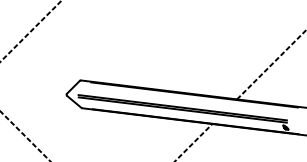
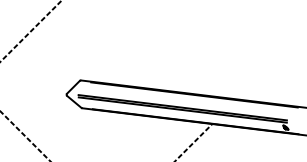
line: present -> none (270, 65)
